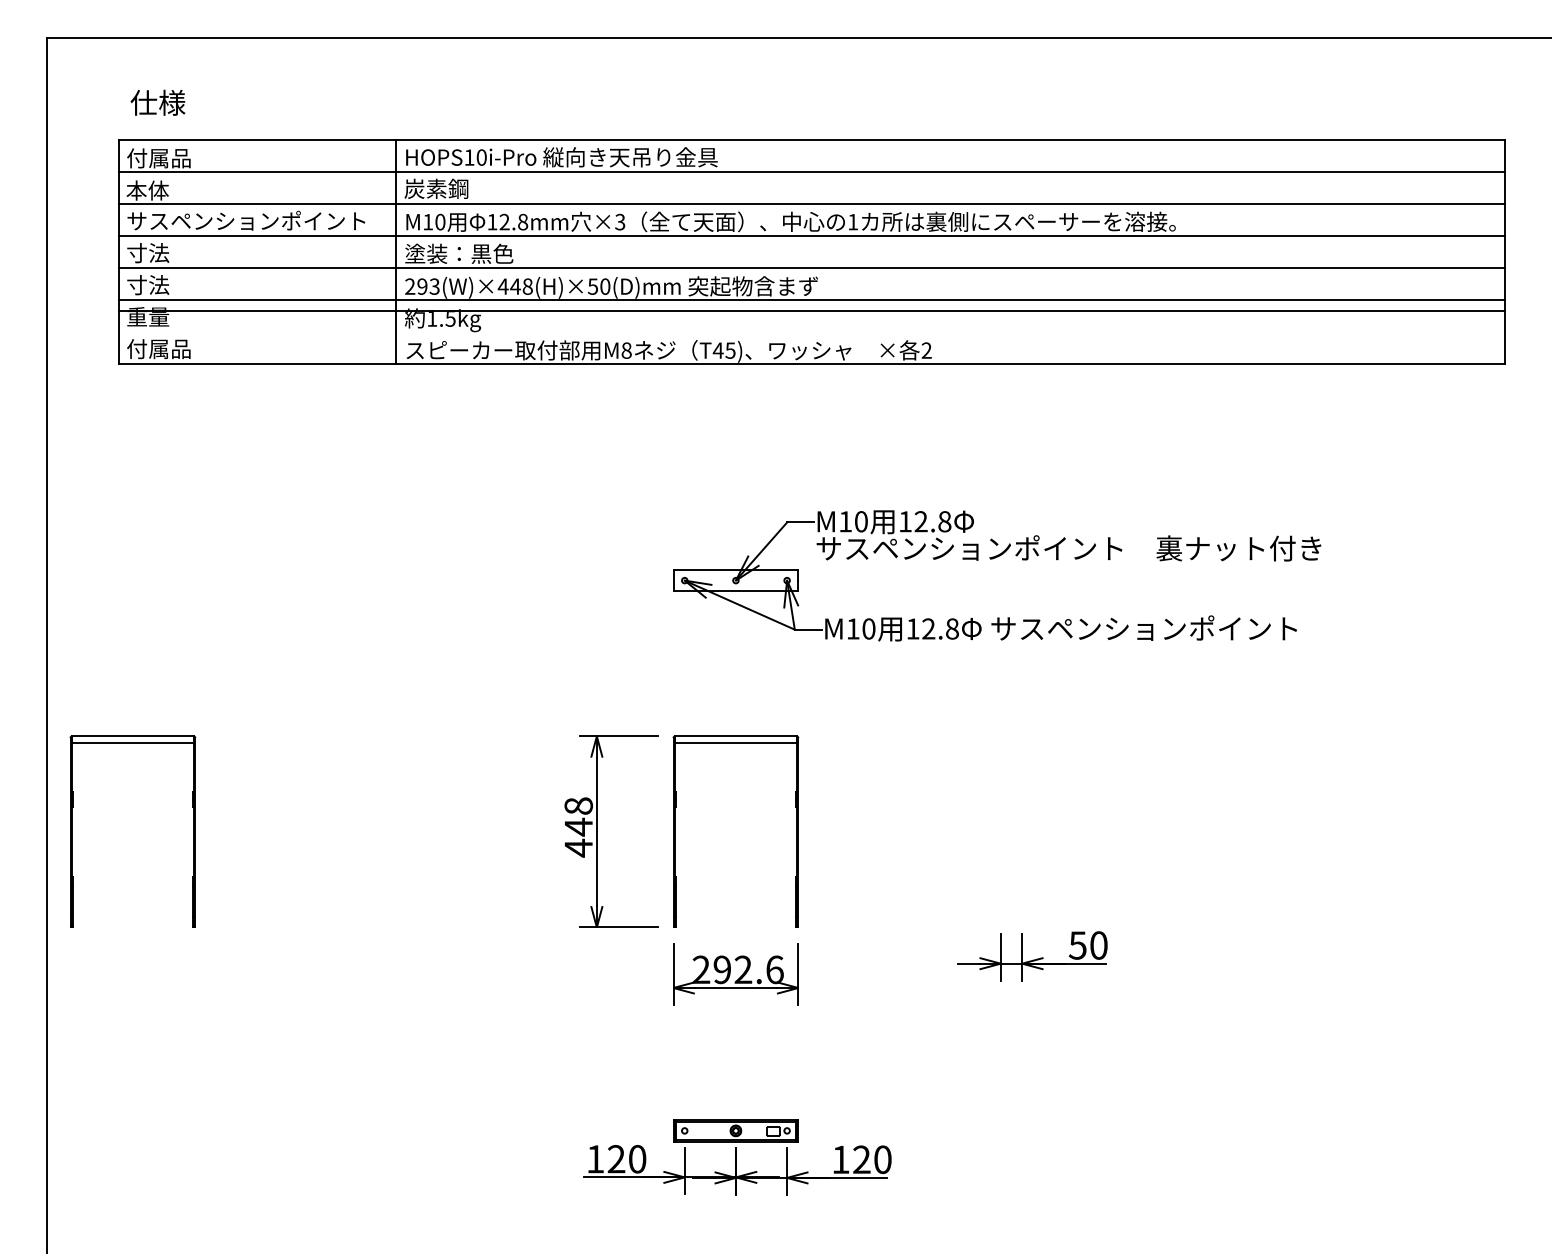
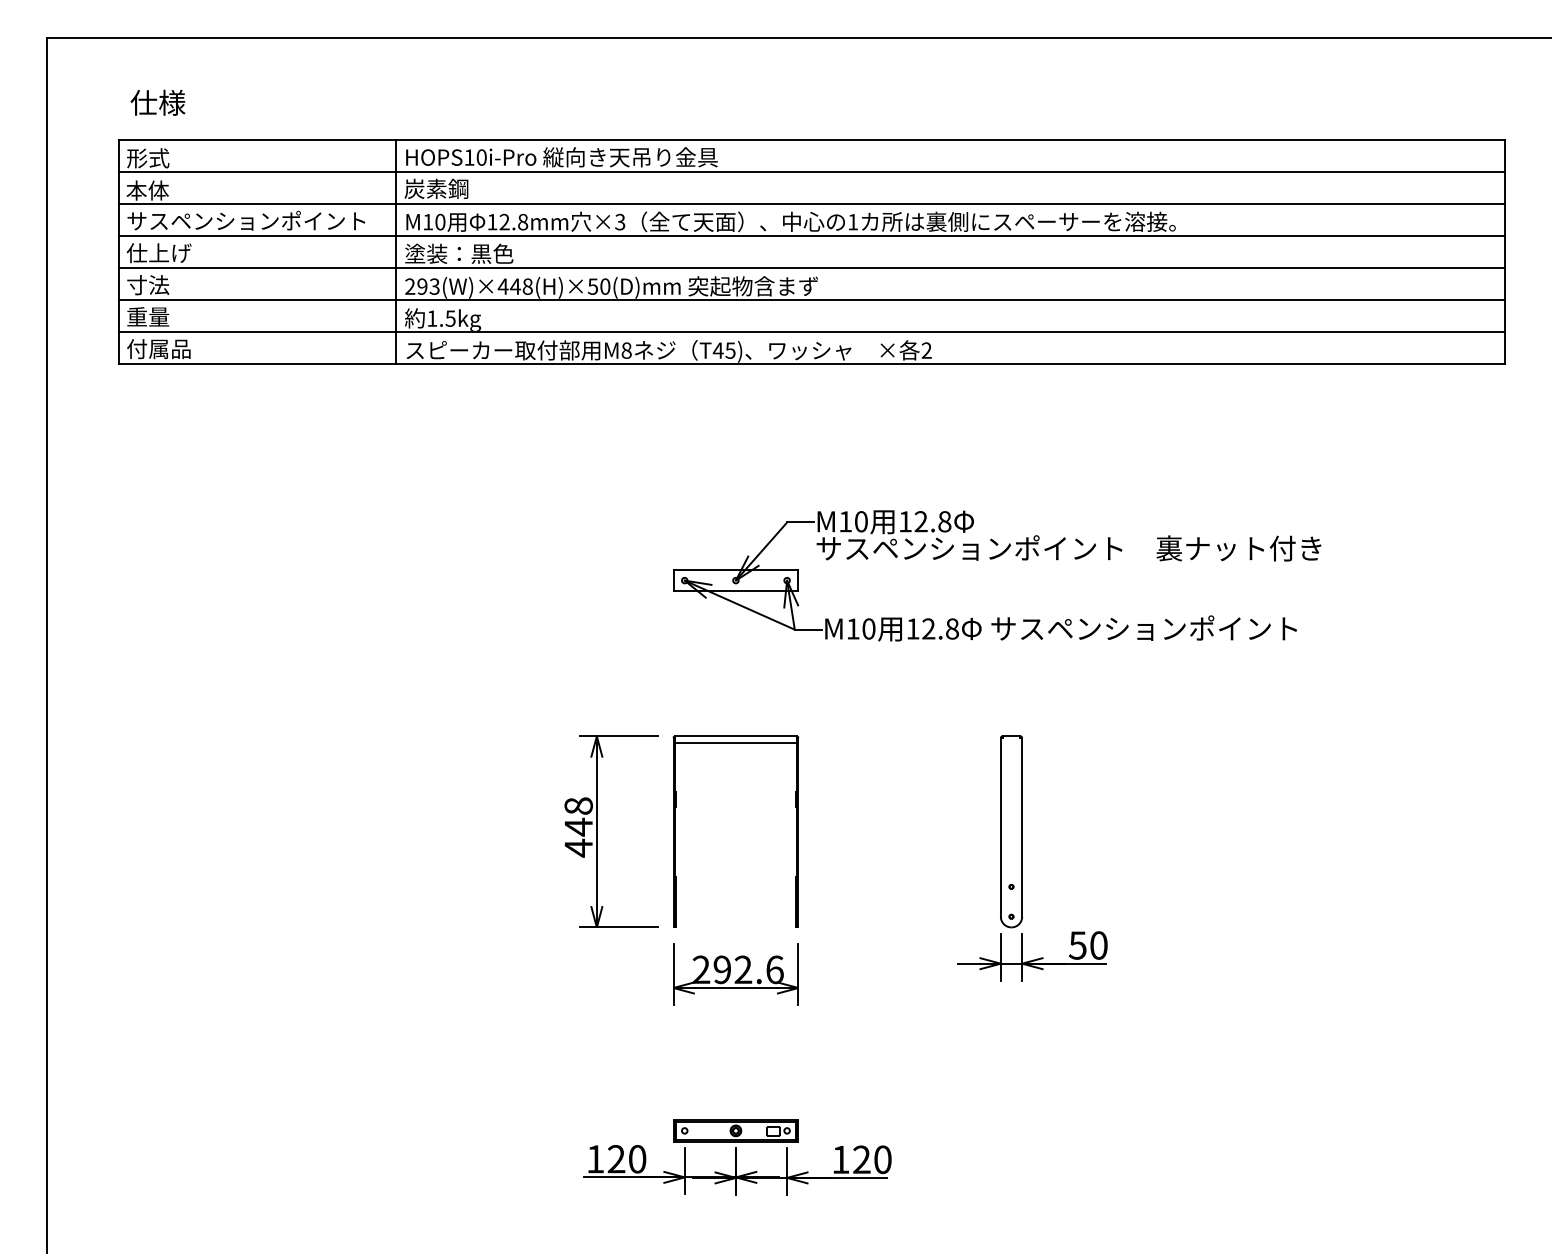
text: 付属品 -> 形式 (158, 158)
text: 寸法 -> 仕上げ (158, 253)
line position: (812, 311) -> (812, 332) (812, 332)
part: present -> none (72, 831)
part: none -> present (1011, 831)
